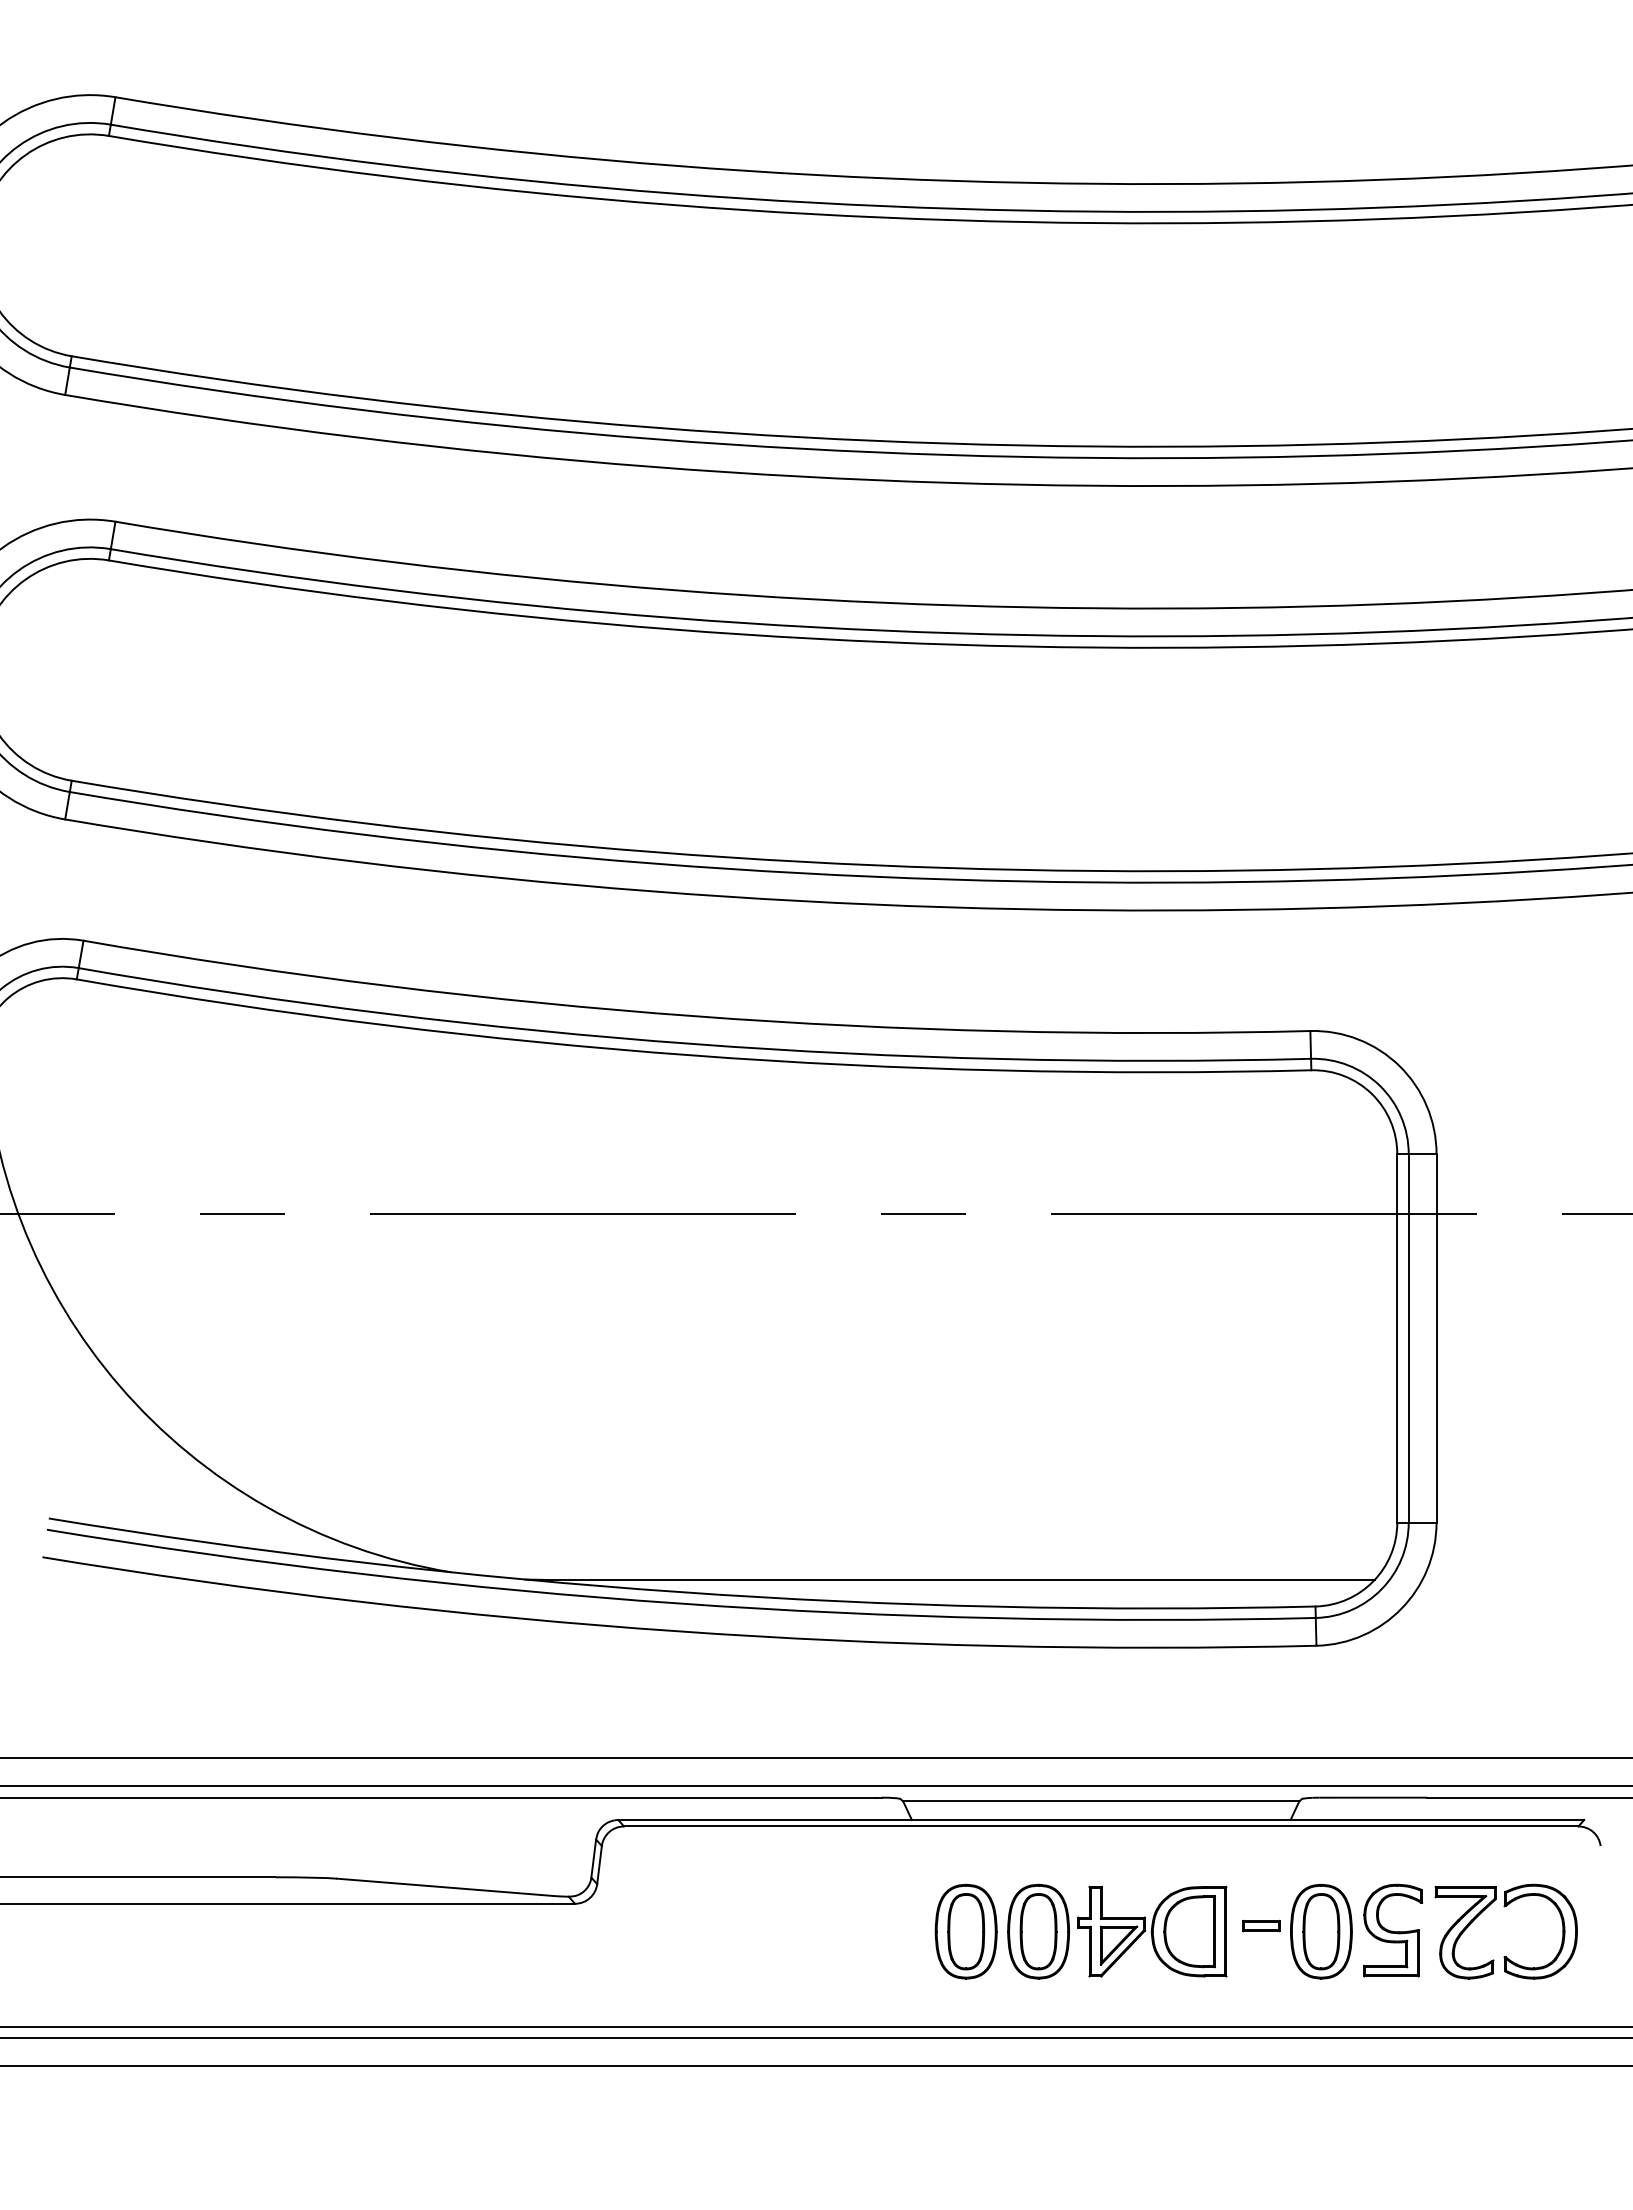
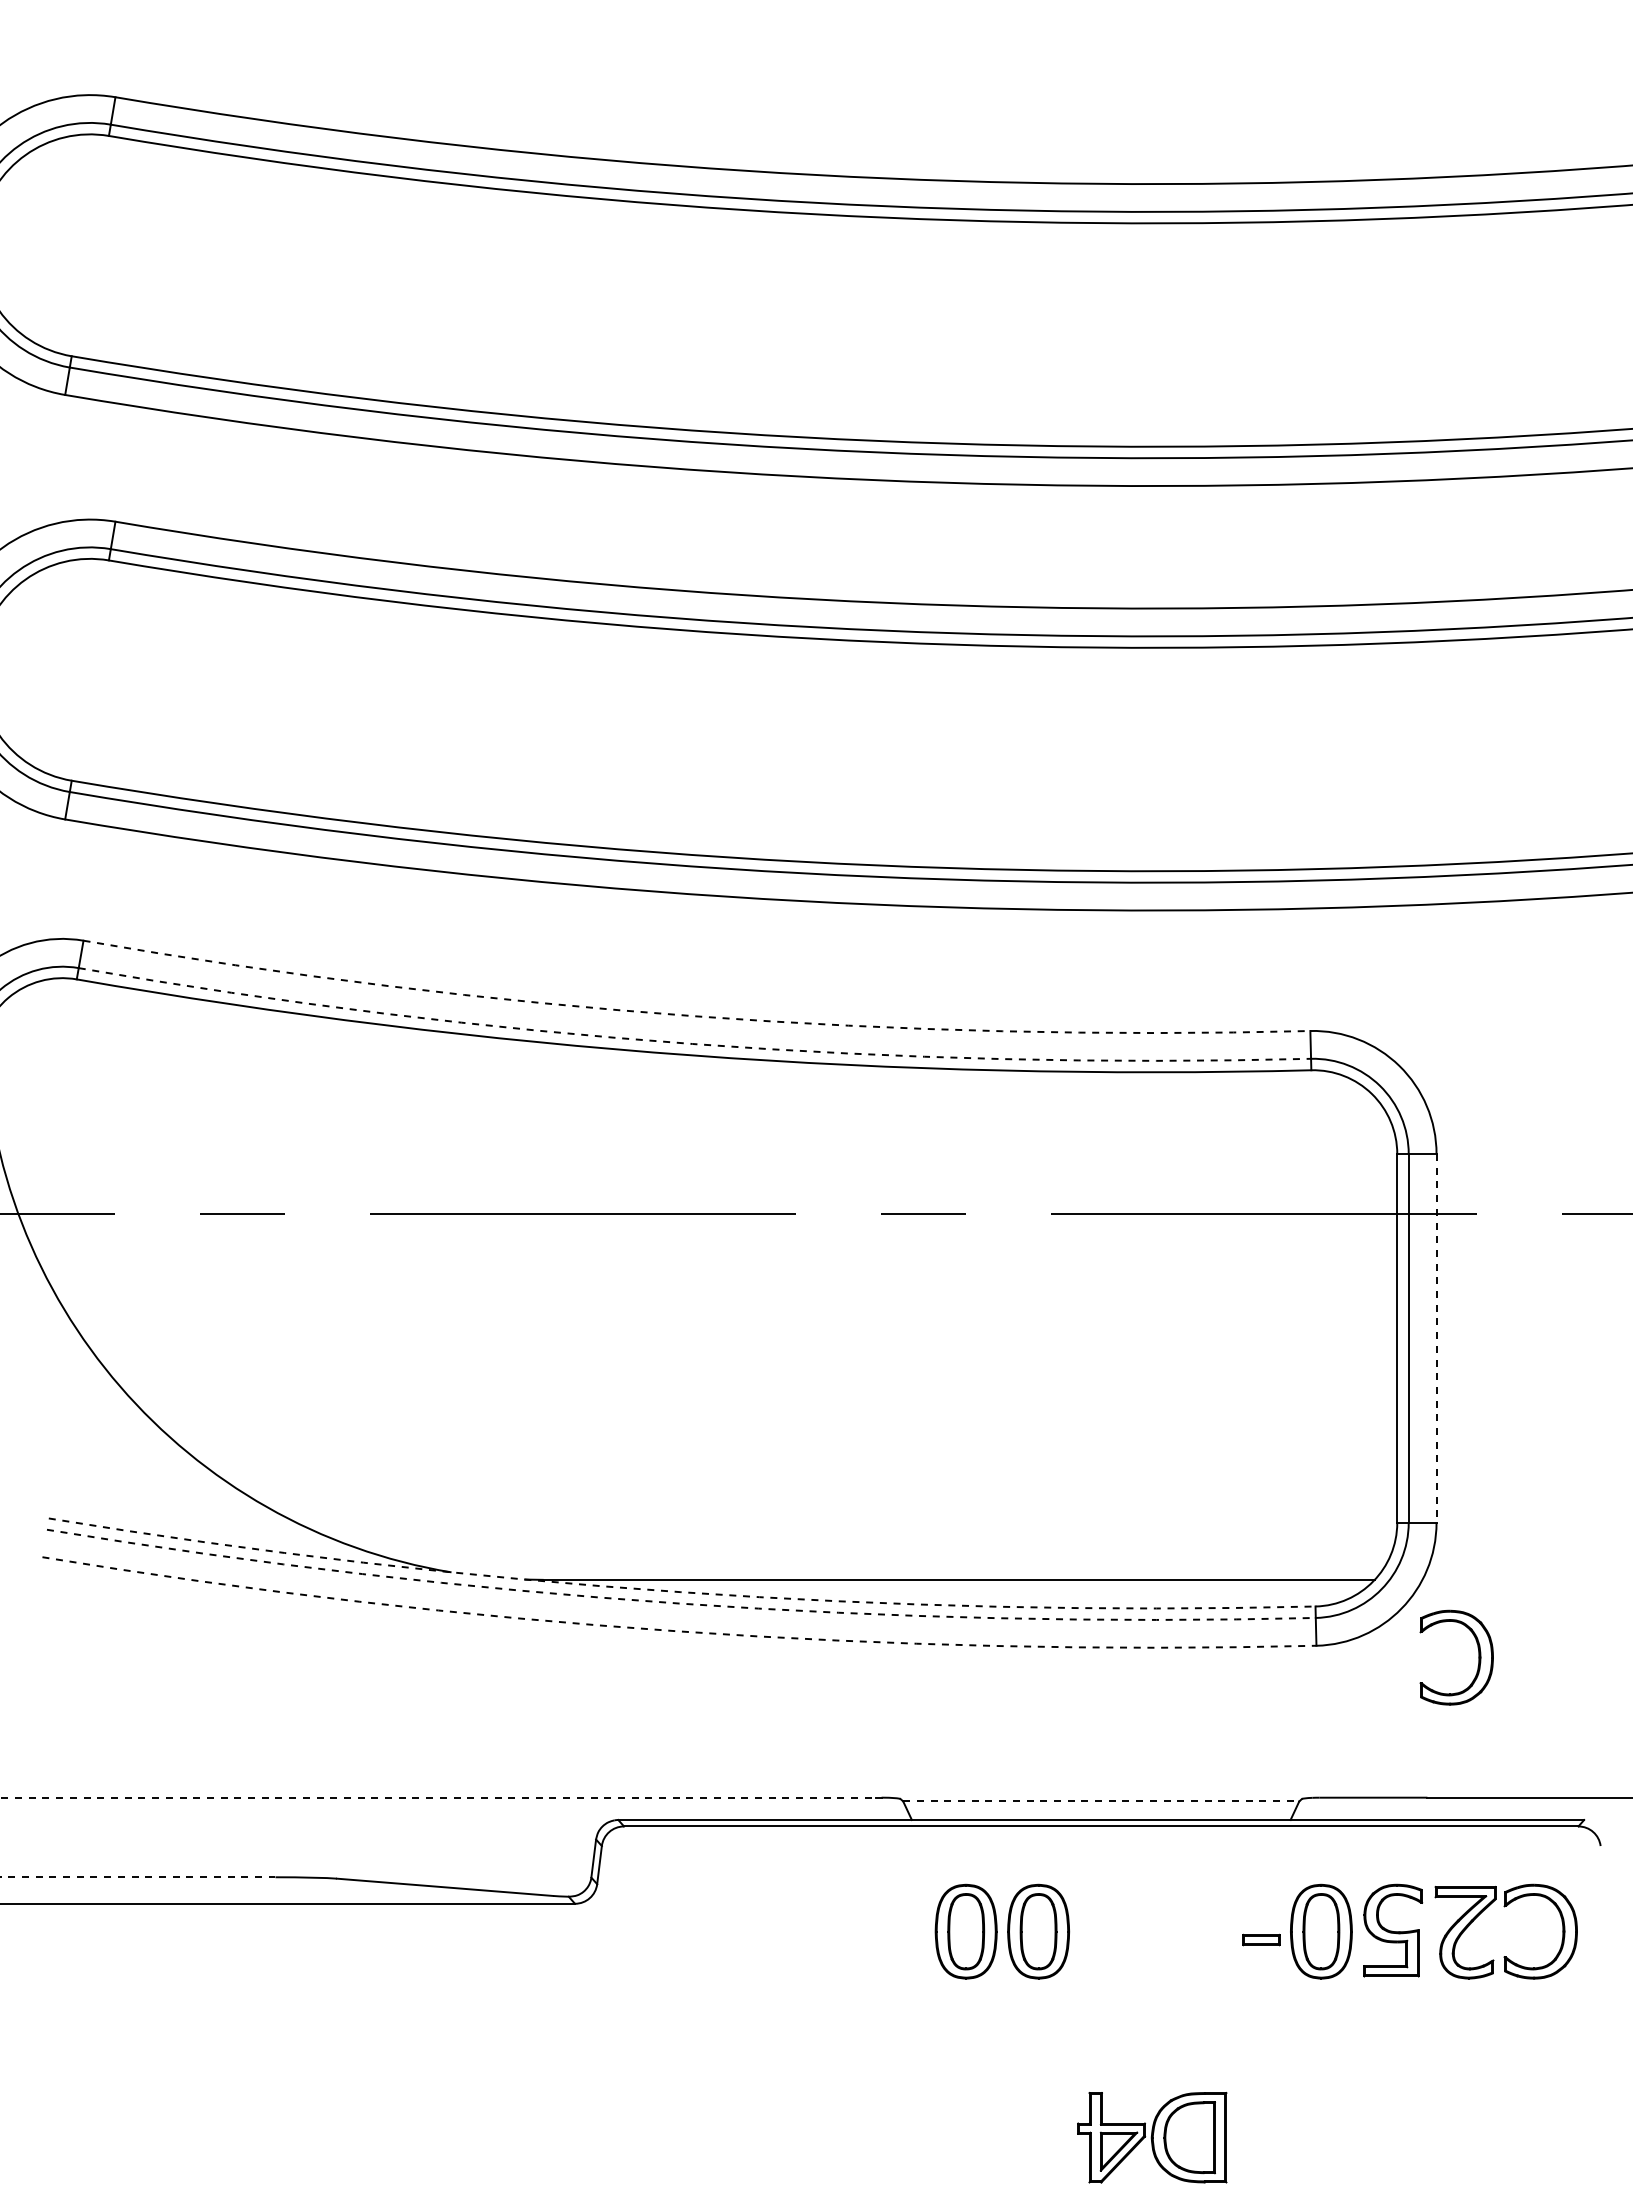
arc: solid -> dashed (694, 1016)
arc: solid -> dashed (692, 1044)
line: solid -> dashed (1436, 1338)
arc: solid -> dashed (680, 1592)
arc: solid -> dashed (679, 1603)
arc: solid -> dashed (677, 1631)
part: none -> present (1478, 1657)
line: present -> none (815, 1758)
line: present -> none (815, 1786)
line: solid -> dashed (437, 1797)
line: solid -> dashed (1101, 1801)
line: solid -> dashed (137, 1877)
part position: (1261, 1925) -> (1261, 1939) (1261, 1939)
part position: (1152, 1931) -> (1152, 2137) (1152, 2137)
line: present -> none (815, 2027)
line: present -> none (815, 2038)
line: present -> none (815, 2065)
